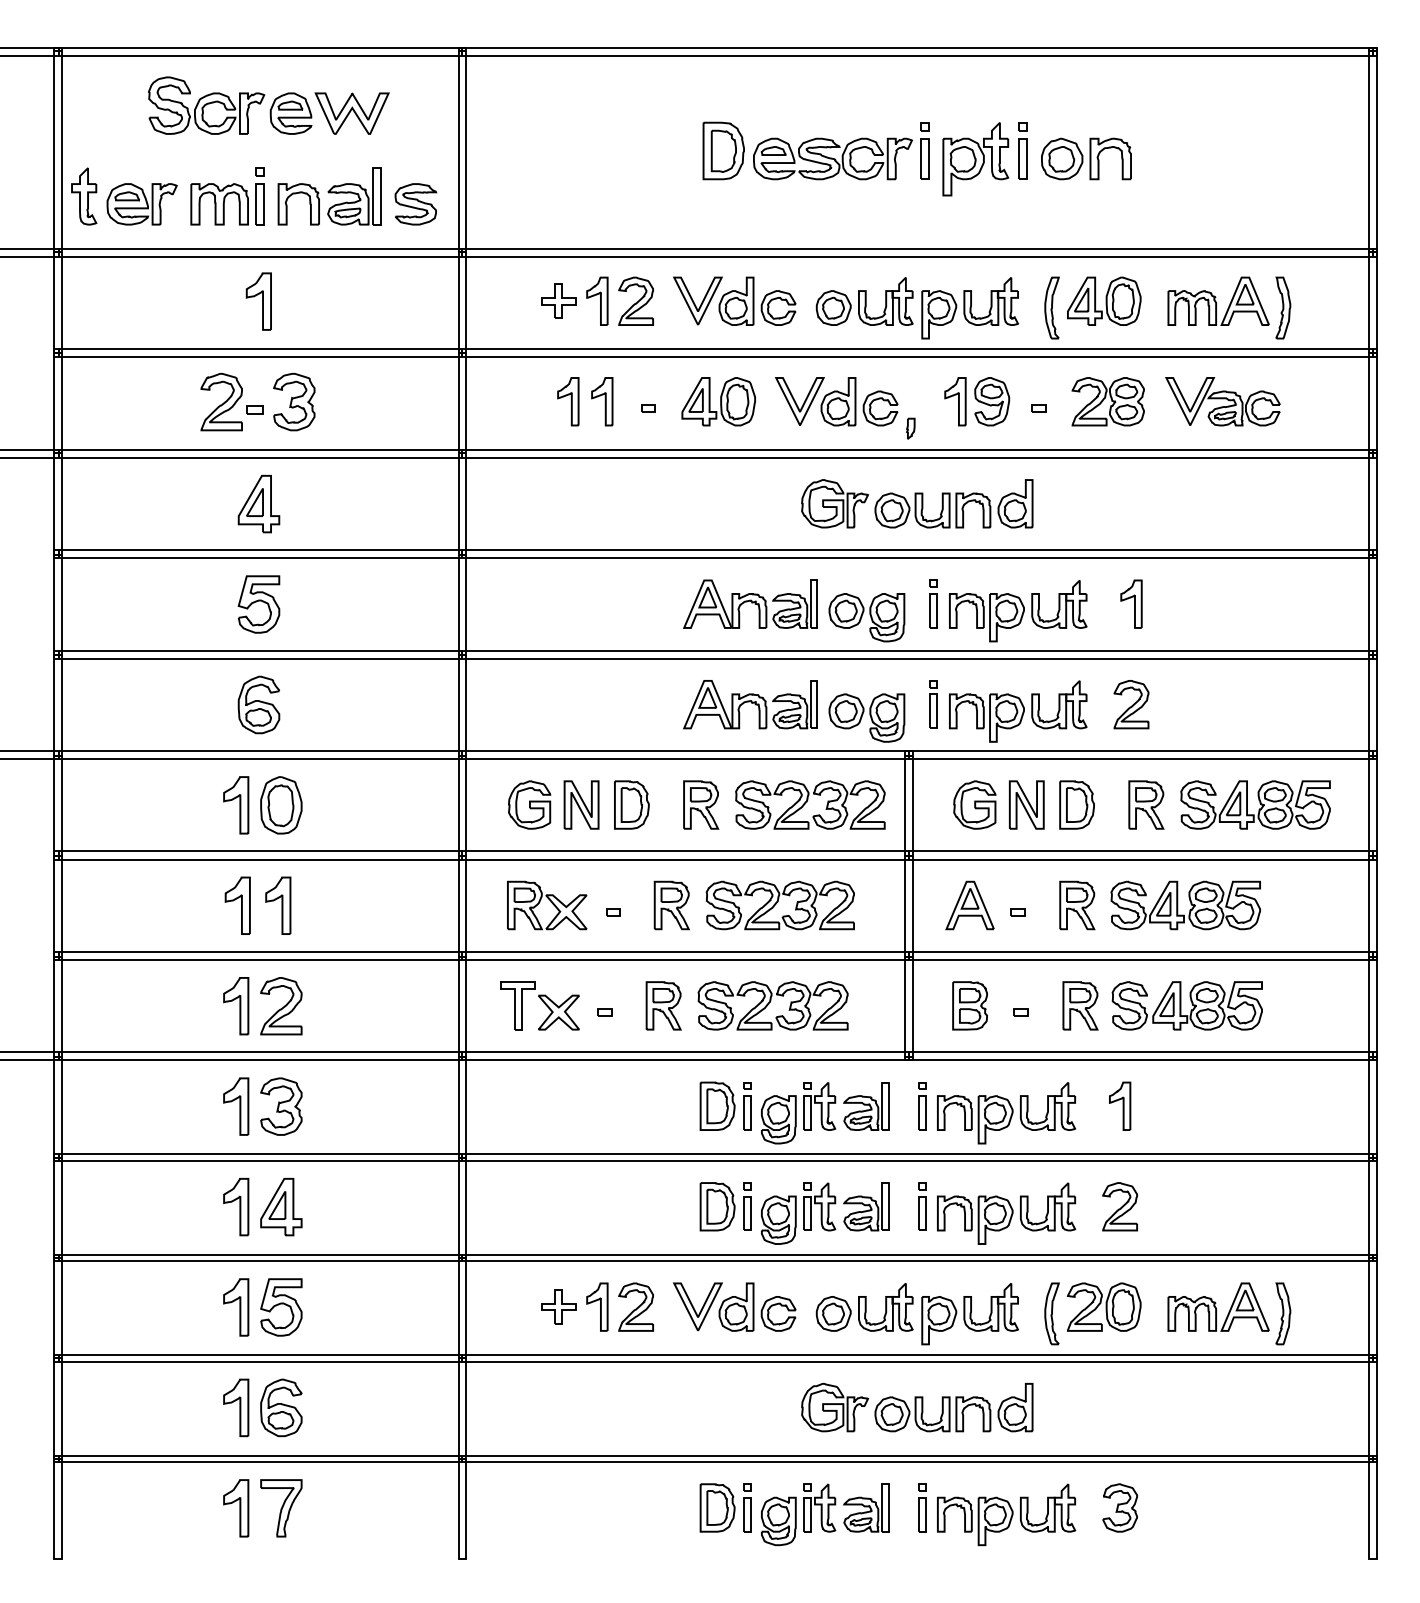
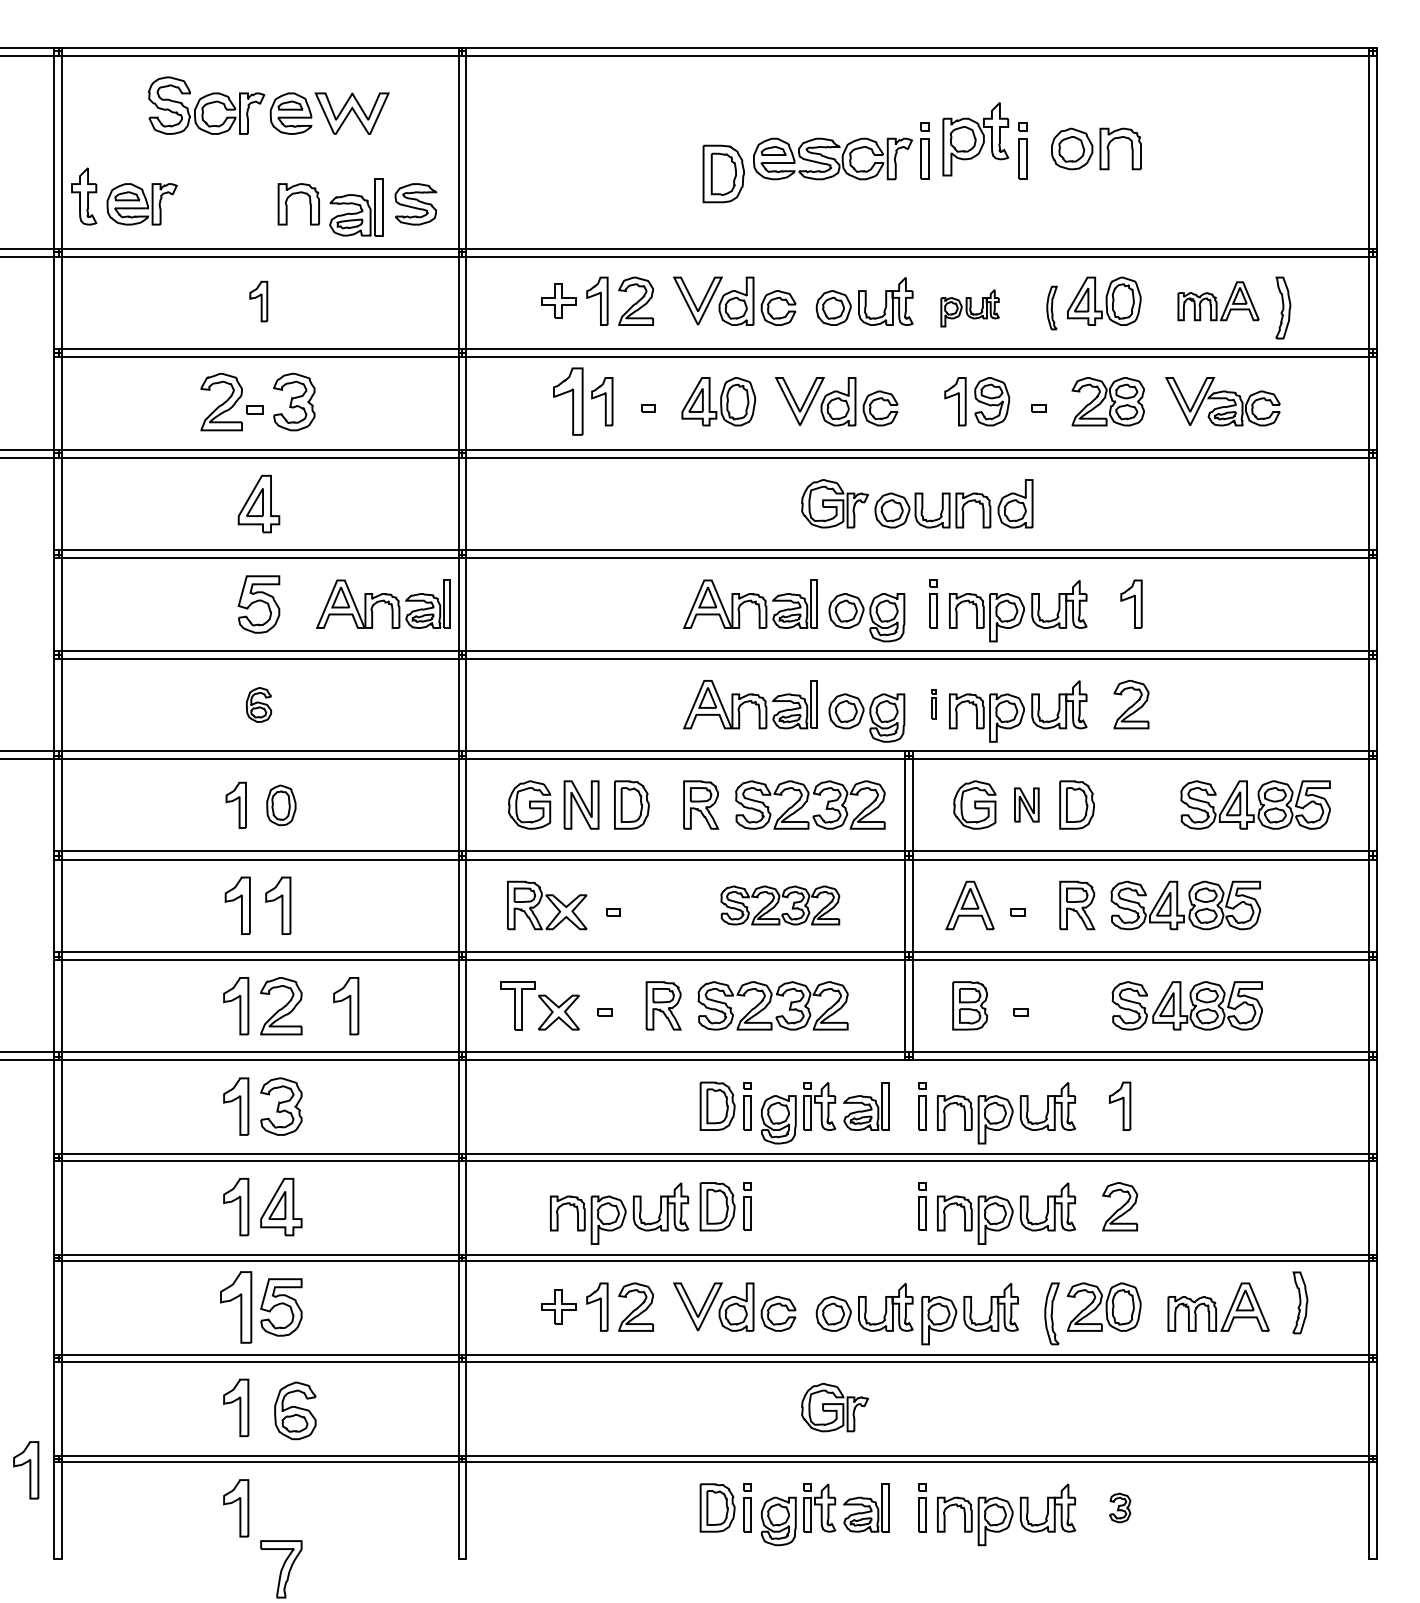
part position: (723, 150) -> (723, 173) (723, 173)
part position: (1086, 158) -> (1096, 148) (1096, 148)
part position: (975, 159) -> (975, 139) (975, 139)
part: present -> none (227, 196)
part position: (354, 196) -> (356, 207) (356, 207)
part size: 103x50 px -> 83x41 px (1218, 301)
part size: 27x59 px -> 20x43 px (258, 301)
part size: 16x64 px -> 12x46 px (1051, 307)
part size: 98x63 px -> 60x39 px (969, 308)
part size: 23x50 px -> 31x69 px (568, 401)
part: present -> none (910, 428)
part: none -> present (383, 603)
part size: 44x60 px -> 27x36 px (259, 704)
part size: 9x49 px -> 6x31 px (933, 704)
part size: 36x50 px -> 26x36 px (1026, 804)
part: present -> none (1146, 804)
part size: 27x59 px -> 22x48 px (235, 804)
part size: 43x59 px -> 31x43 px (281, 805)
part: present -> none (671, 905)
part size: 150x51 px -> 121x41 px (780, 905)
part: present -> none (1080, 1005)
part: none -> present (346, 1006)
part: none -> present (619, 1213)
part: present -> none (825, 1213)
part size: 27x59 px -> 33x73 px (236, 1307)
part position: (1283, 1313) -> (1300, 1302) (1300, 1302)
part position: (281, 1407) -> (295, 1410) (295, 1410)
part: present -> none (953, 1407)
part: none -> present (26, 1470)
part size: 36x50 px -> 23x32 px (1120, 1507)
part position: (281, 1508) -> (281, 1569) (281, 1569)
